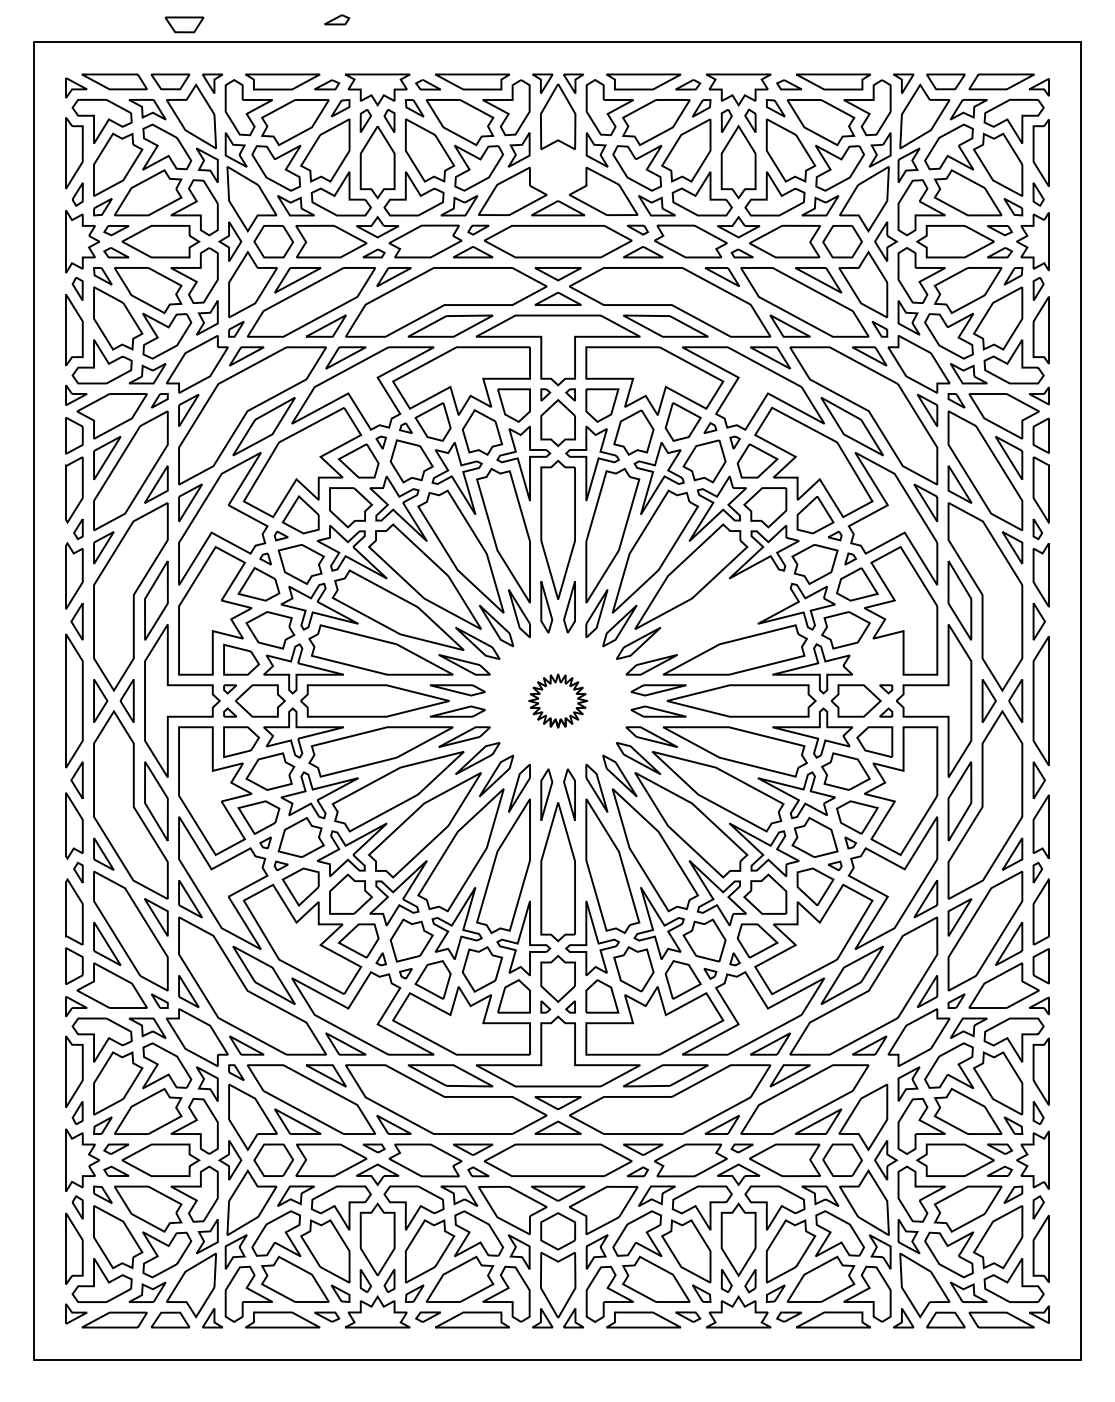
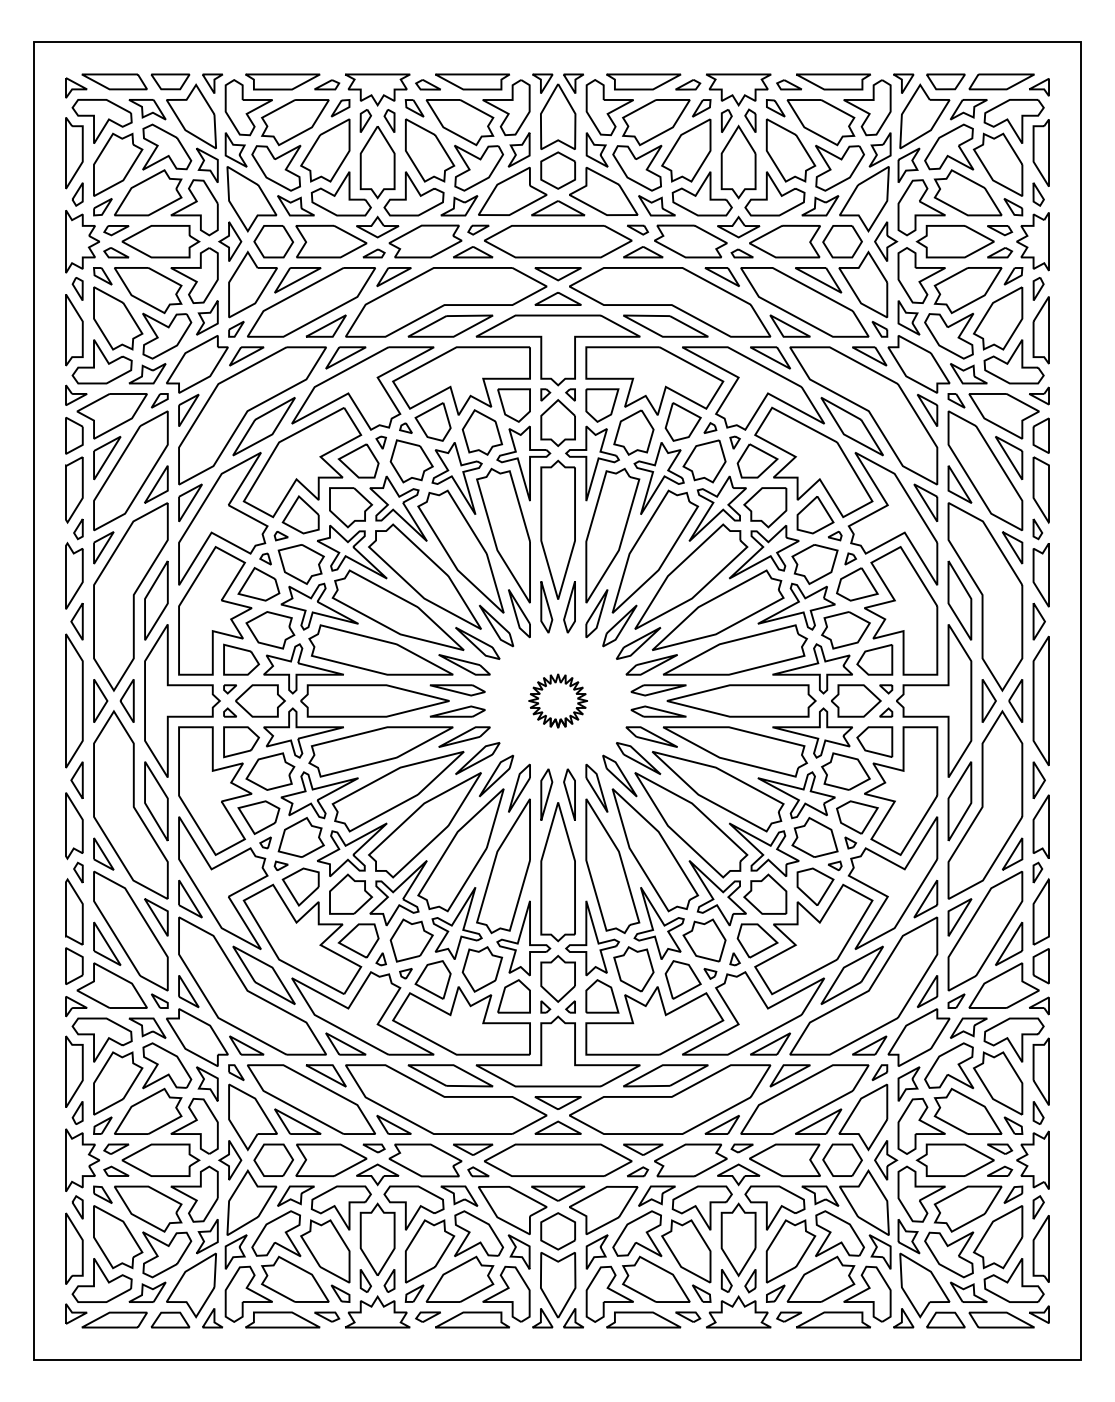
part: present -> none (337, 19)
part: present -> none (184, 24)
part: none -> present (557, 170)
part: none -> present (717, 609)
part: none -> present (874, 659)
part: none -> present (879, 1072)
